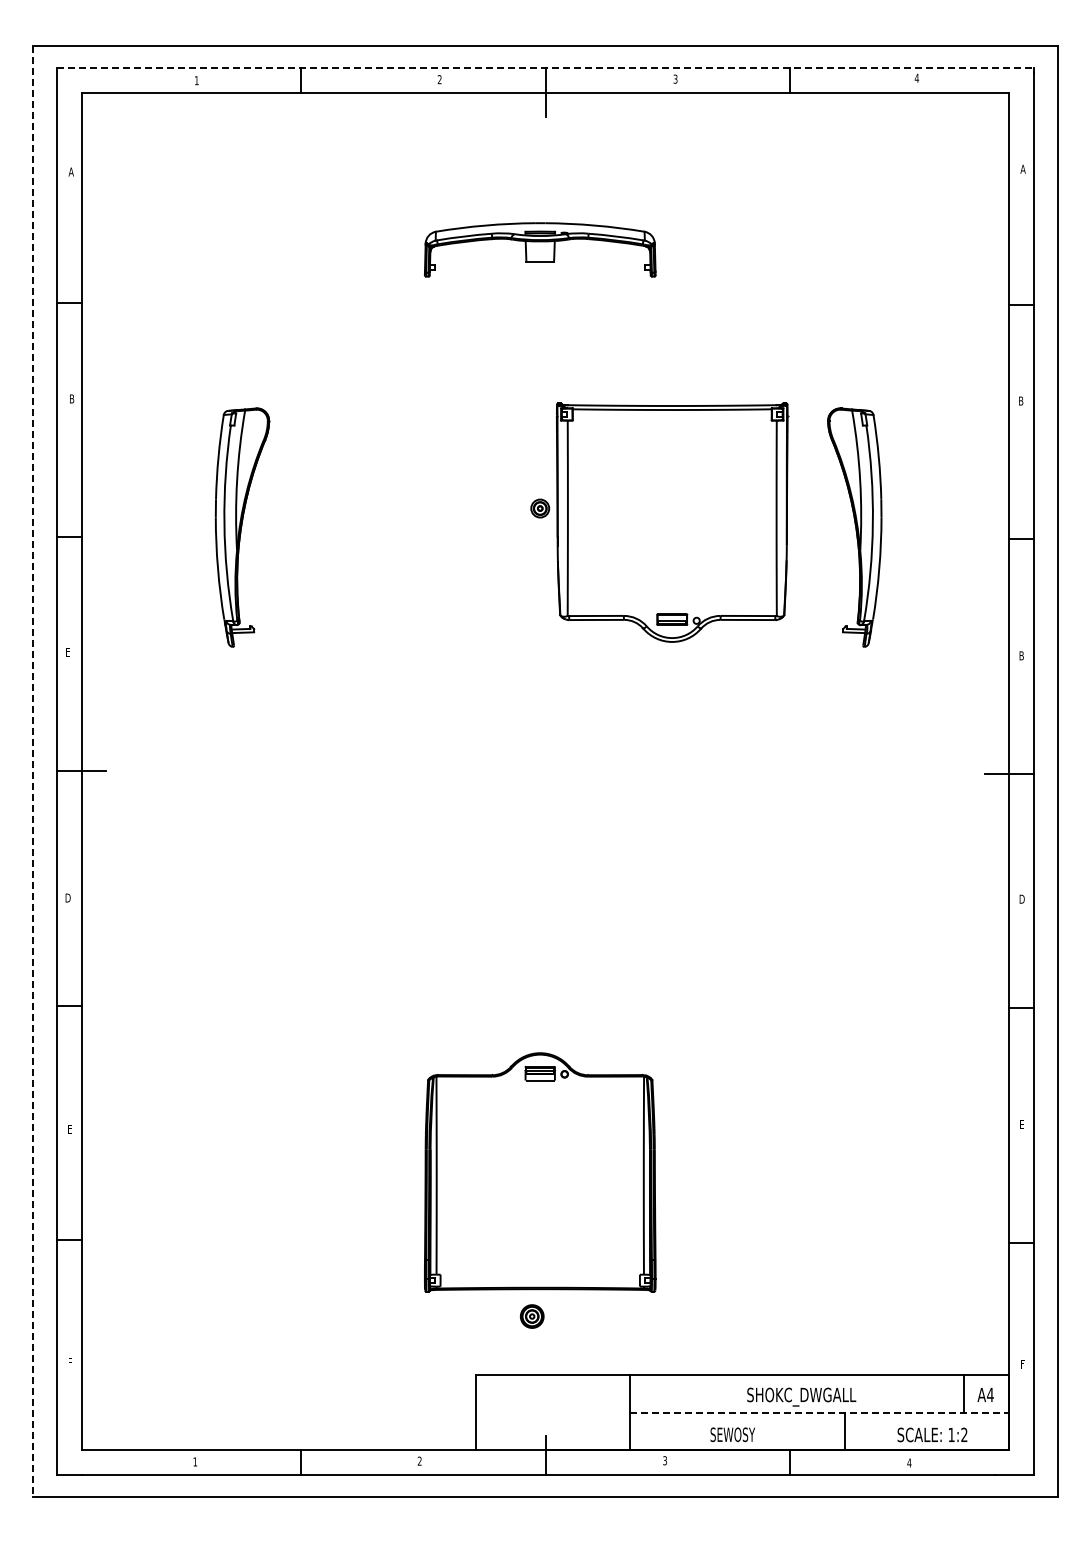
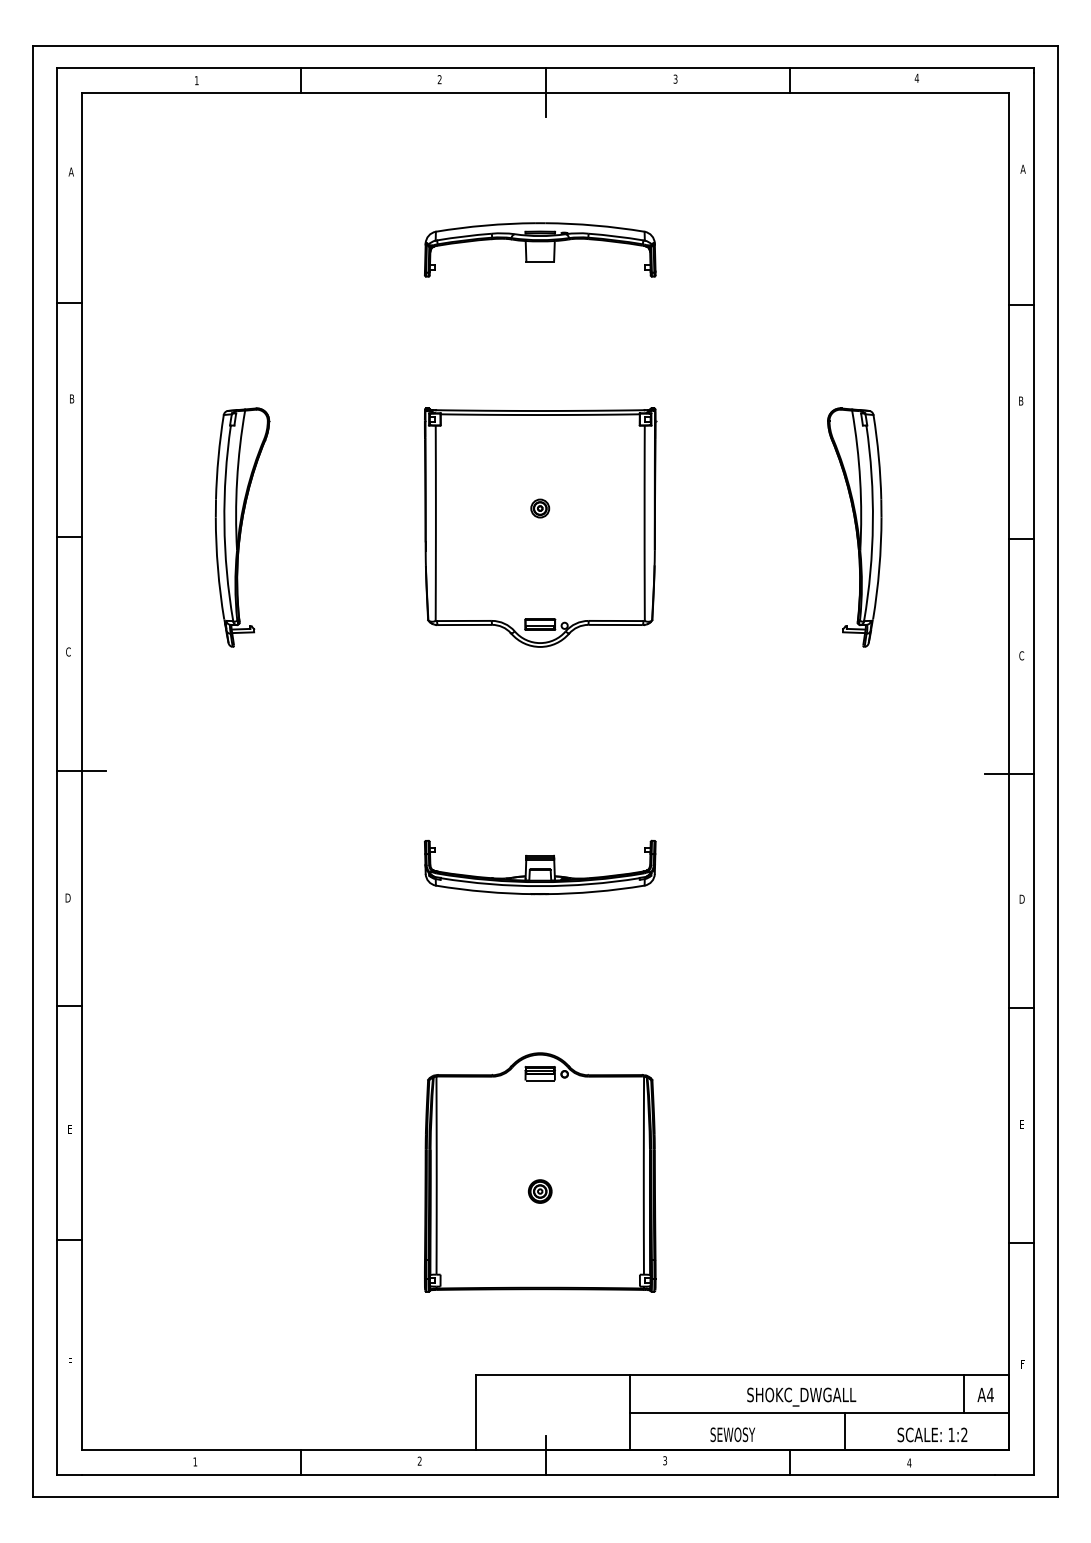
line: dashed -> solid (546, 68)
part position: (672, 522) -> (540, 527) (540, 527)
text: E -> C (68, 651)
text: B -> C (1021, 655)
line: dashed -> solid (32, 772)
part: none -> present (540, 867)
part position: (531, 1316) -> (539, 1191) (539, 1191)
line: dashed -> solid (819, 1412)
